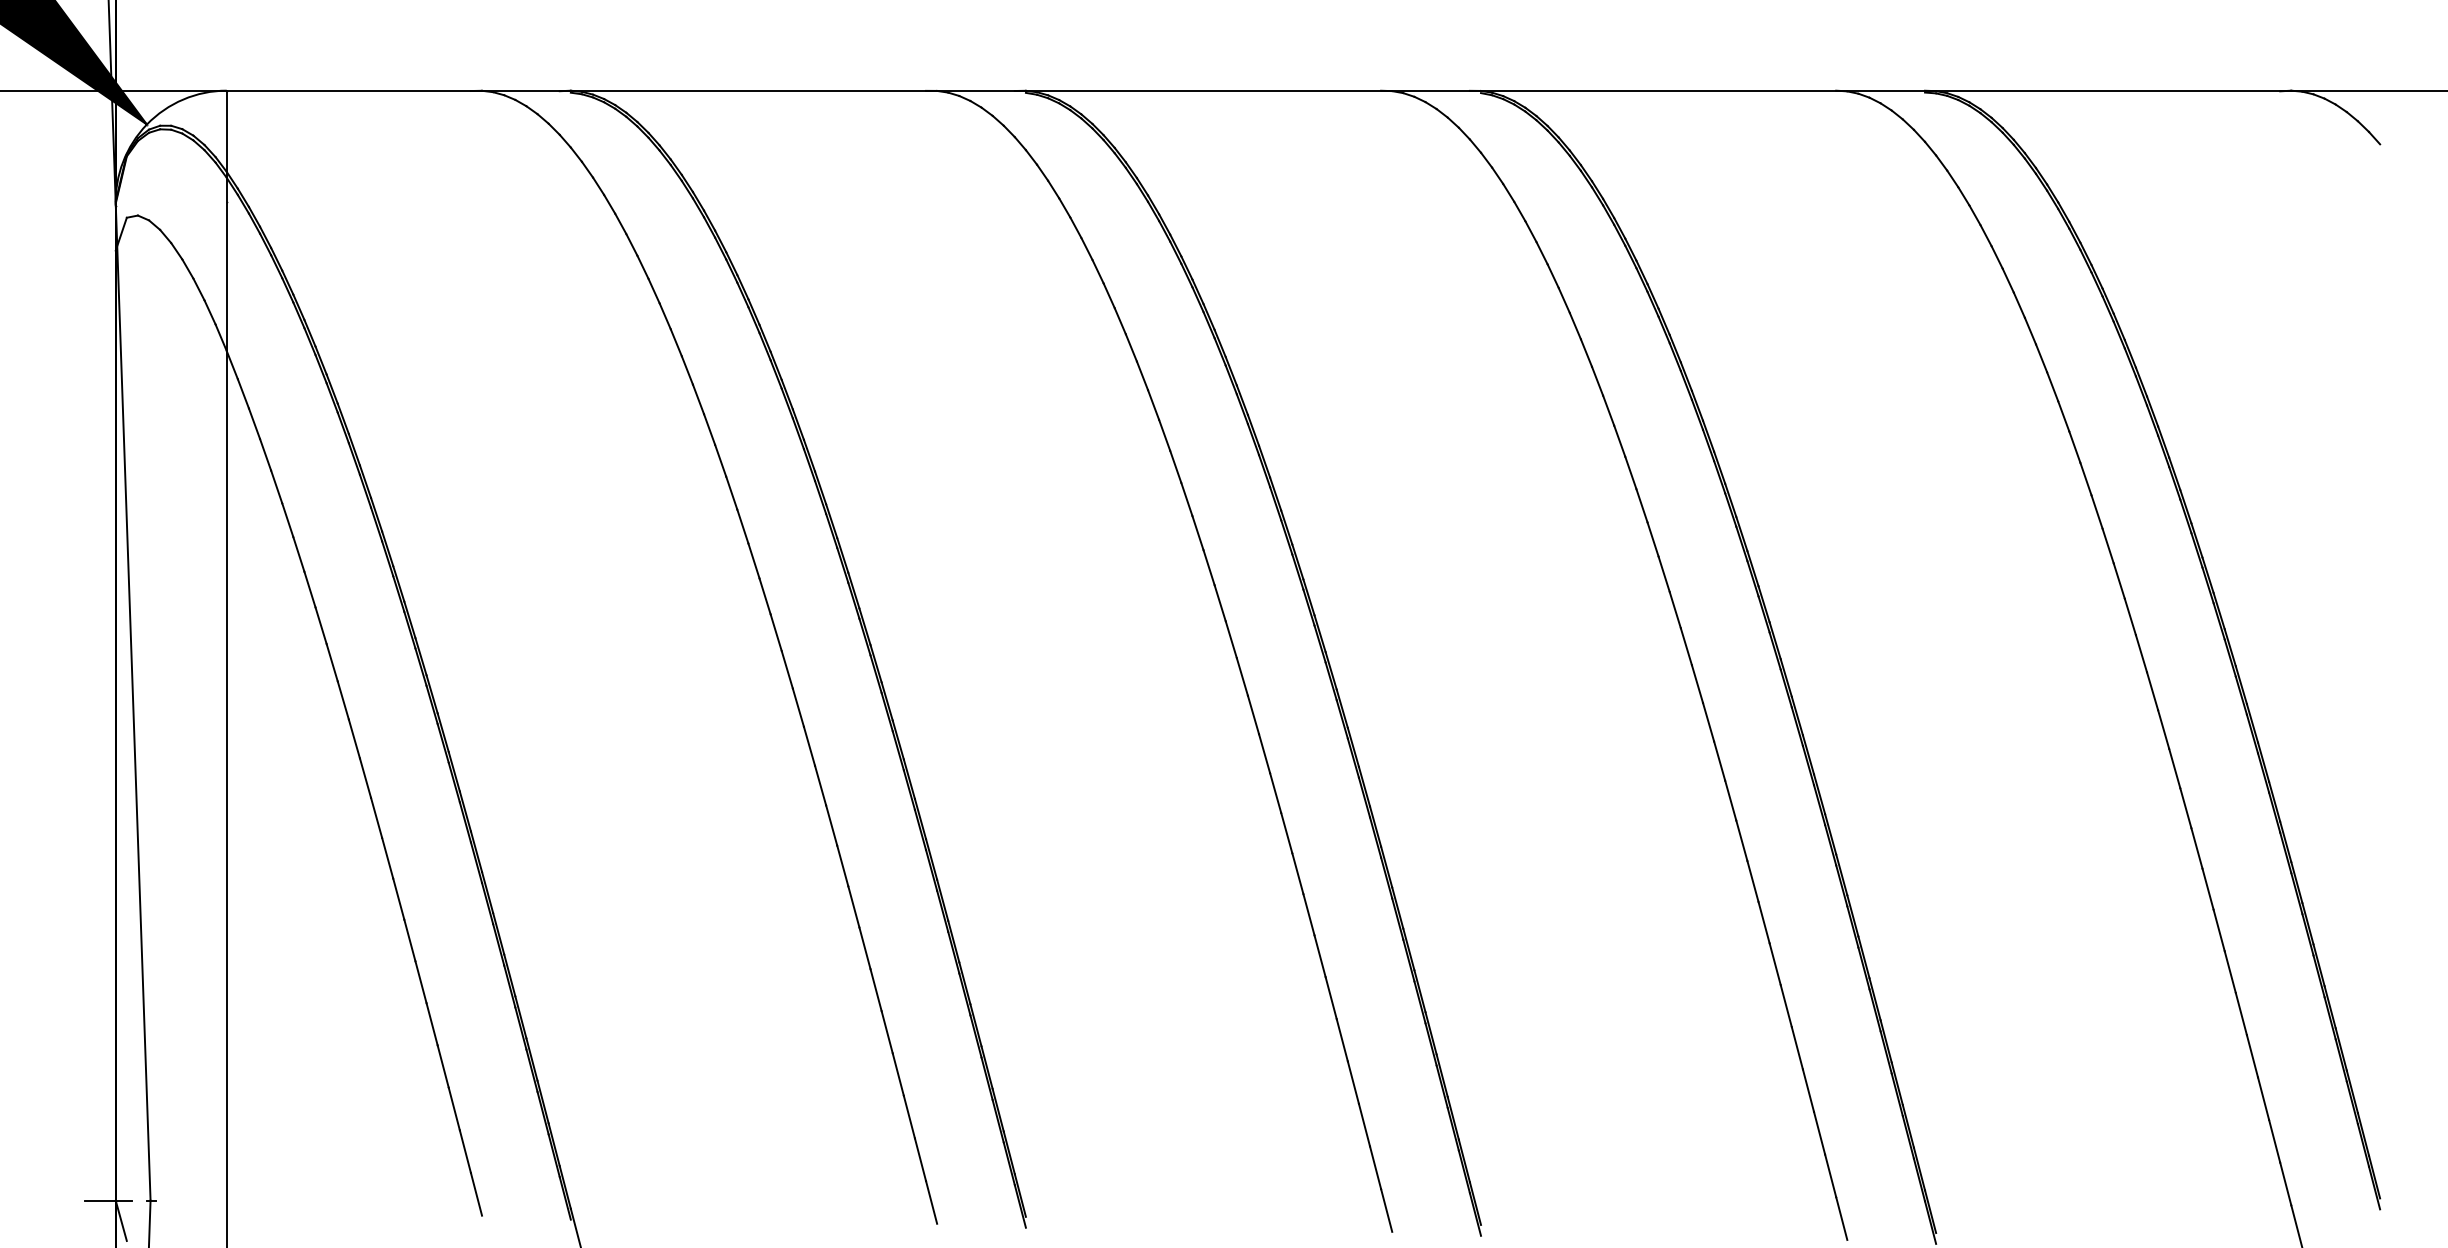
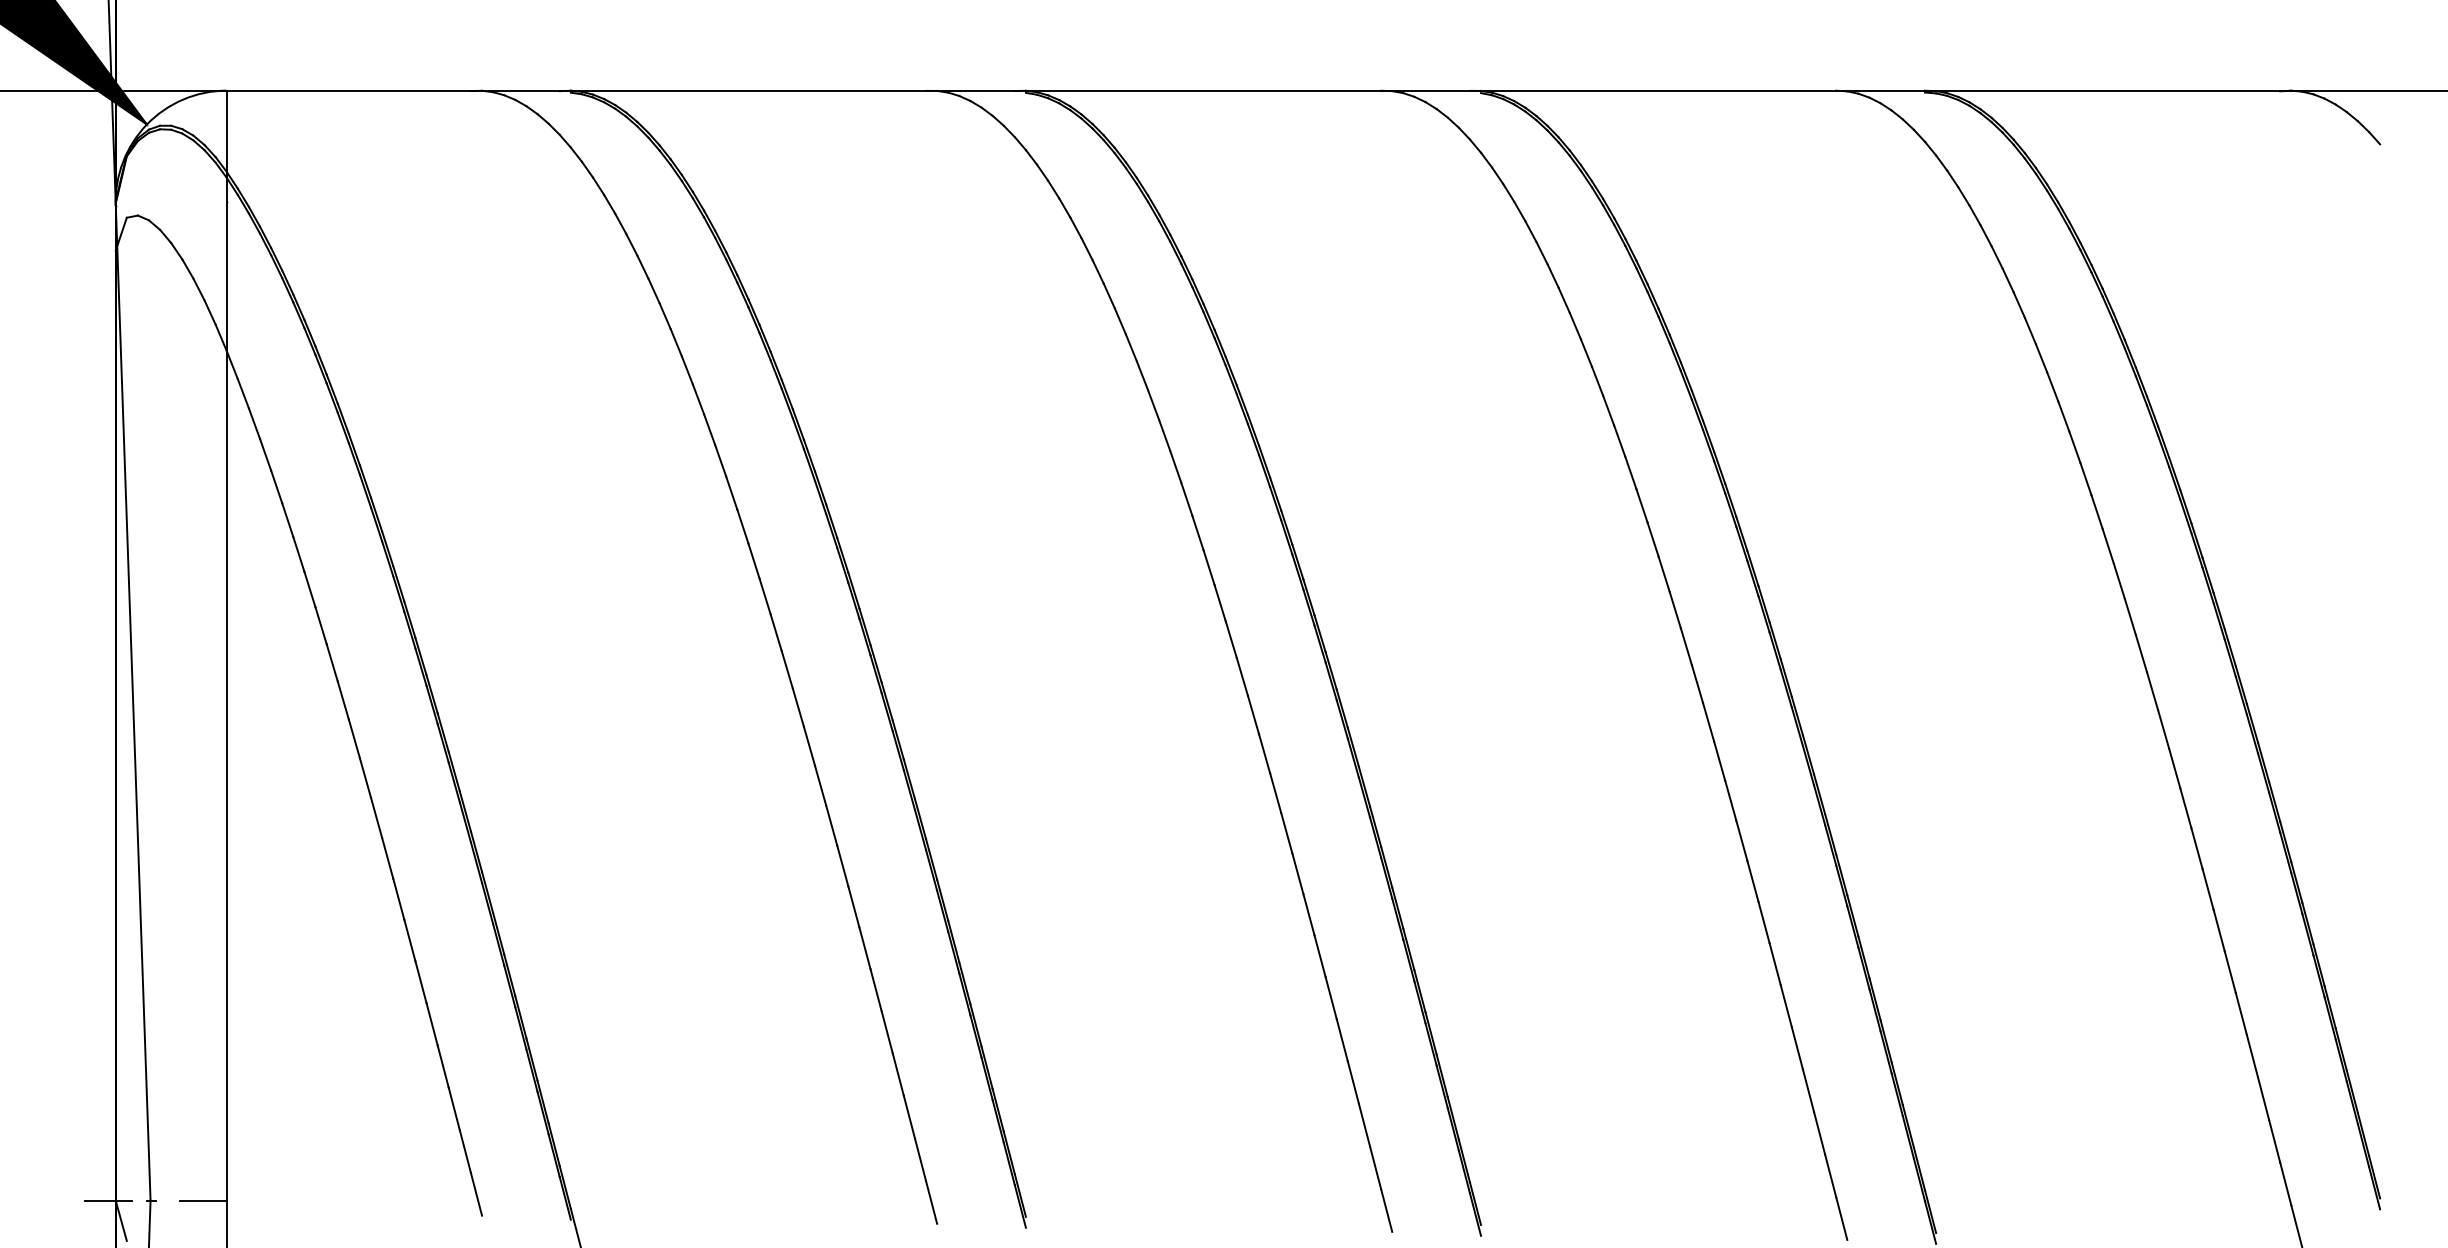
line: none -> present (202, 1200)
